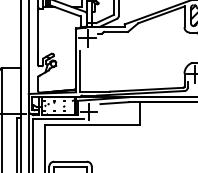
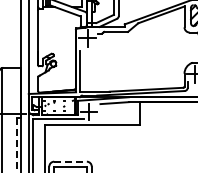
line: solid -> dashed (16, 145)
line: solid -> dashed (71, 161)
